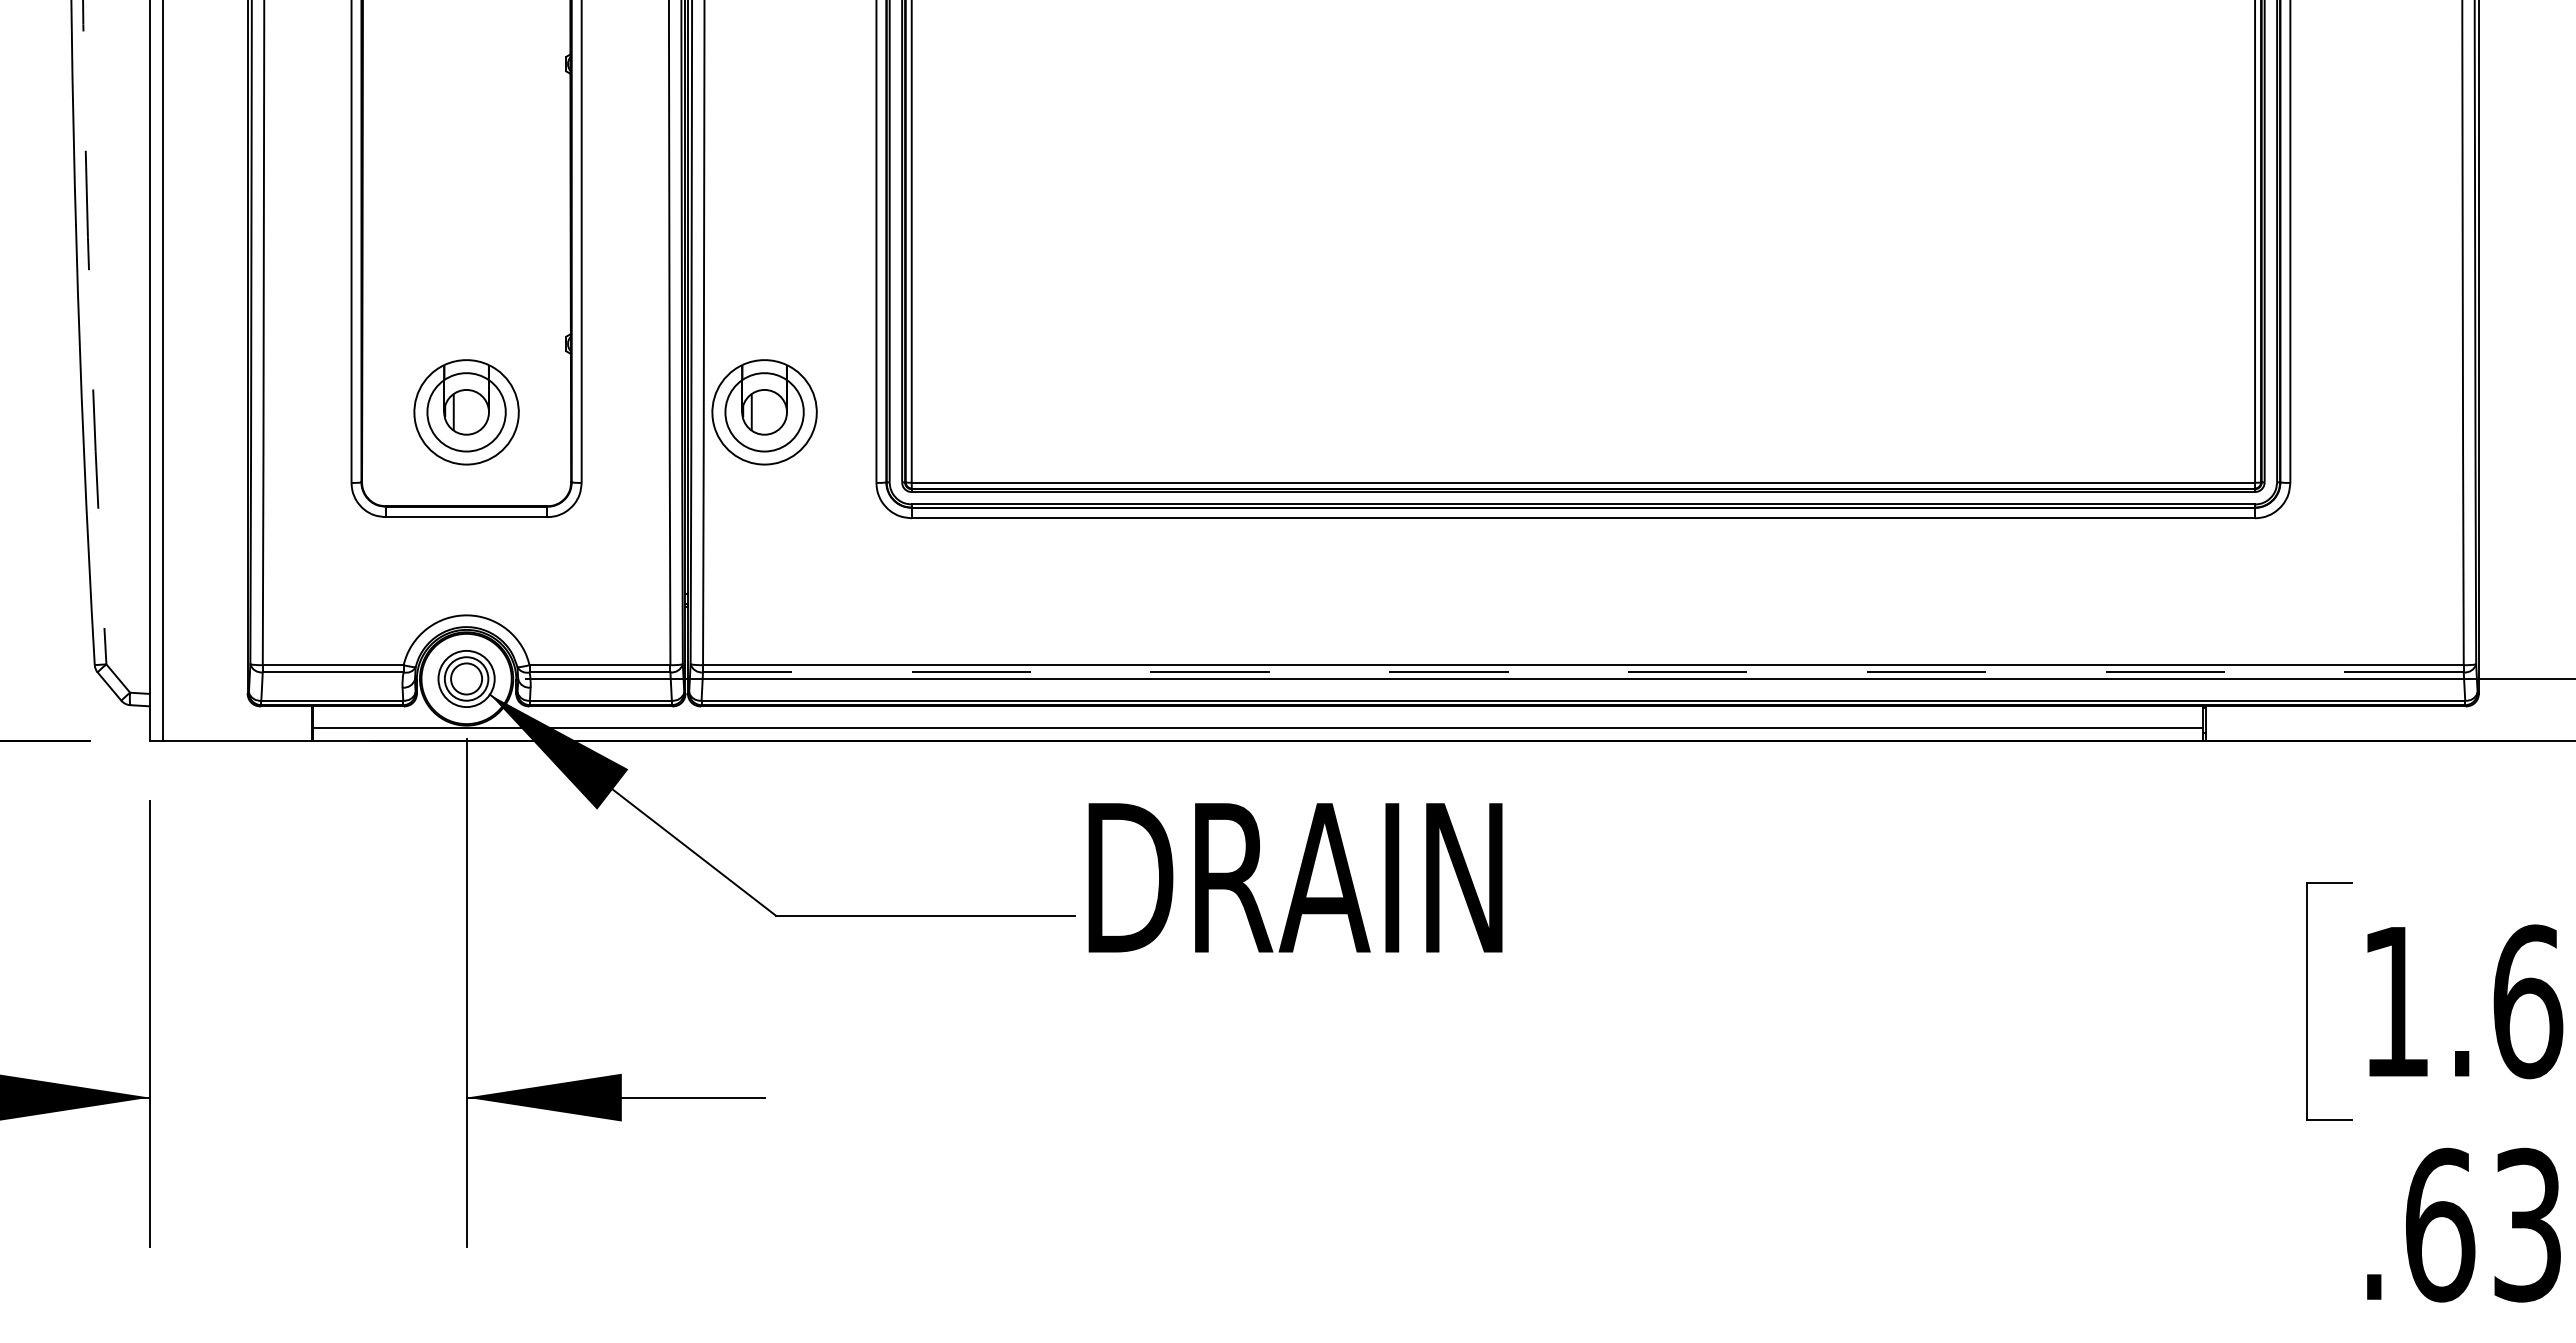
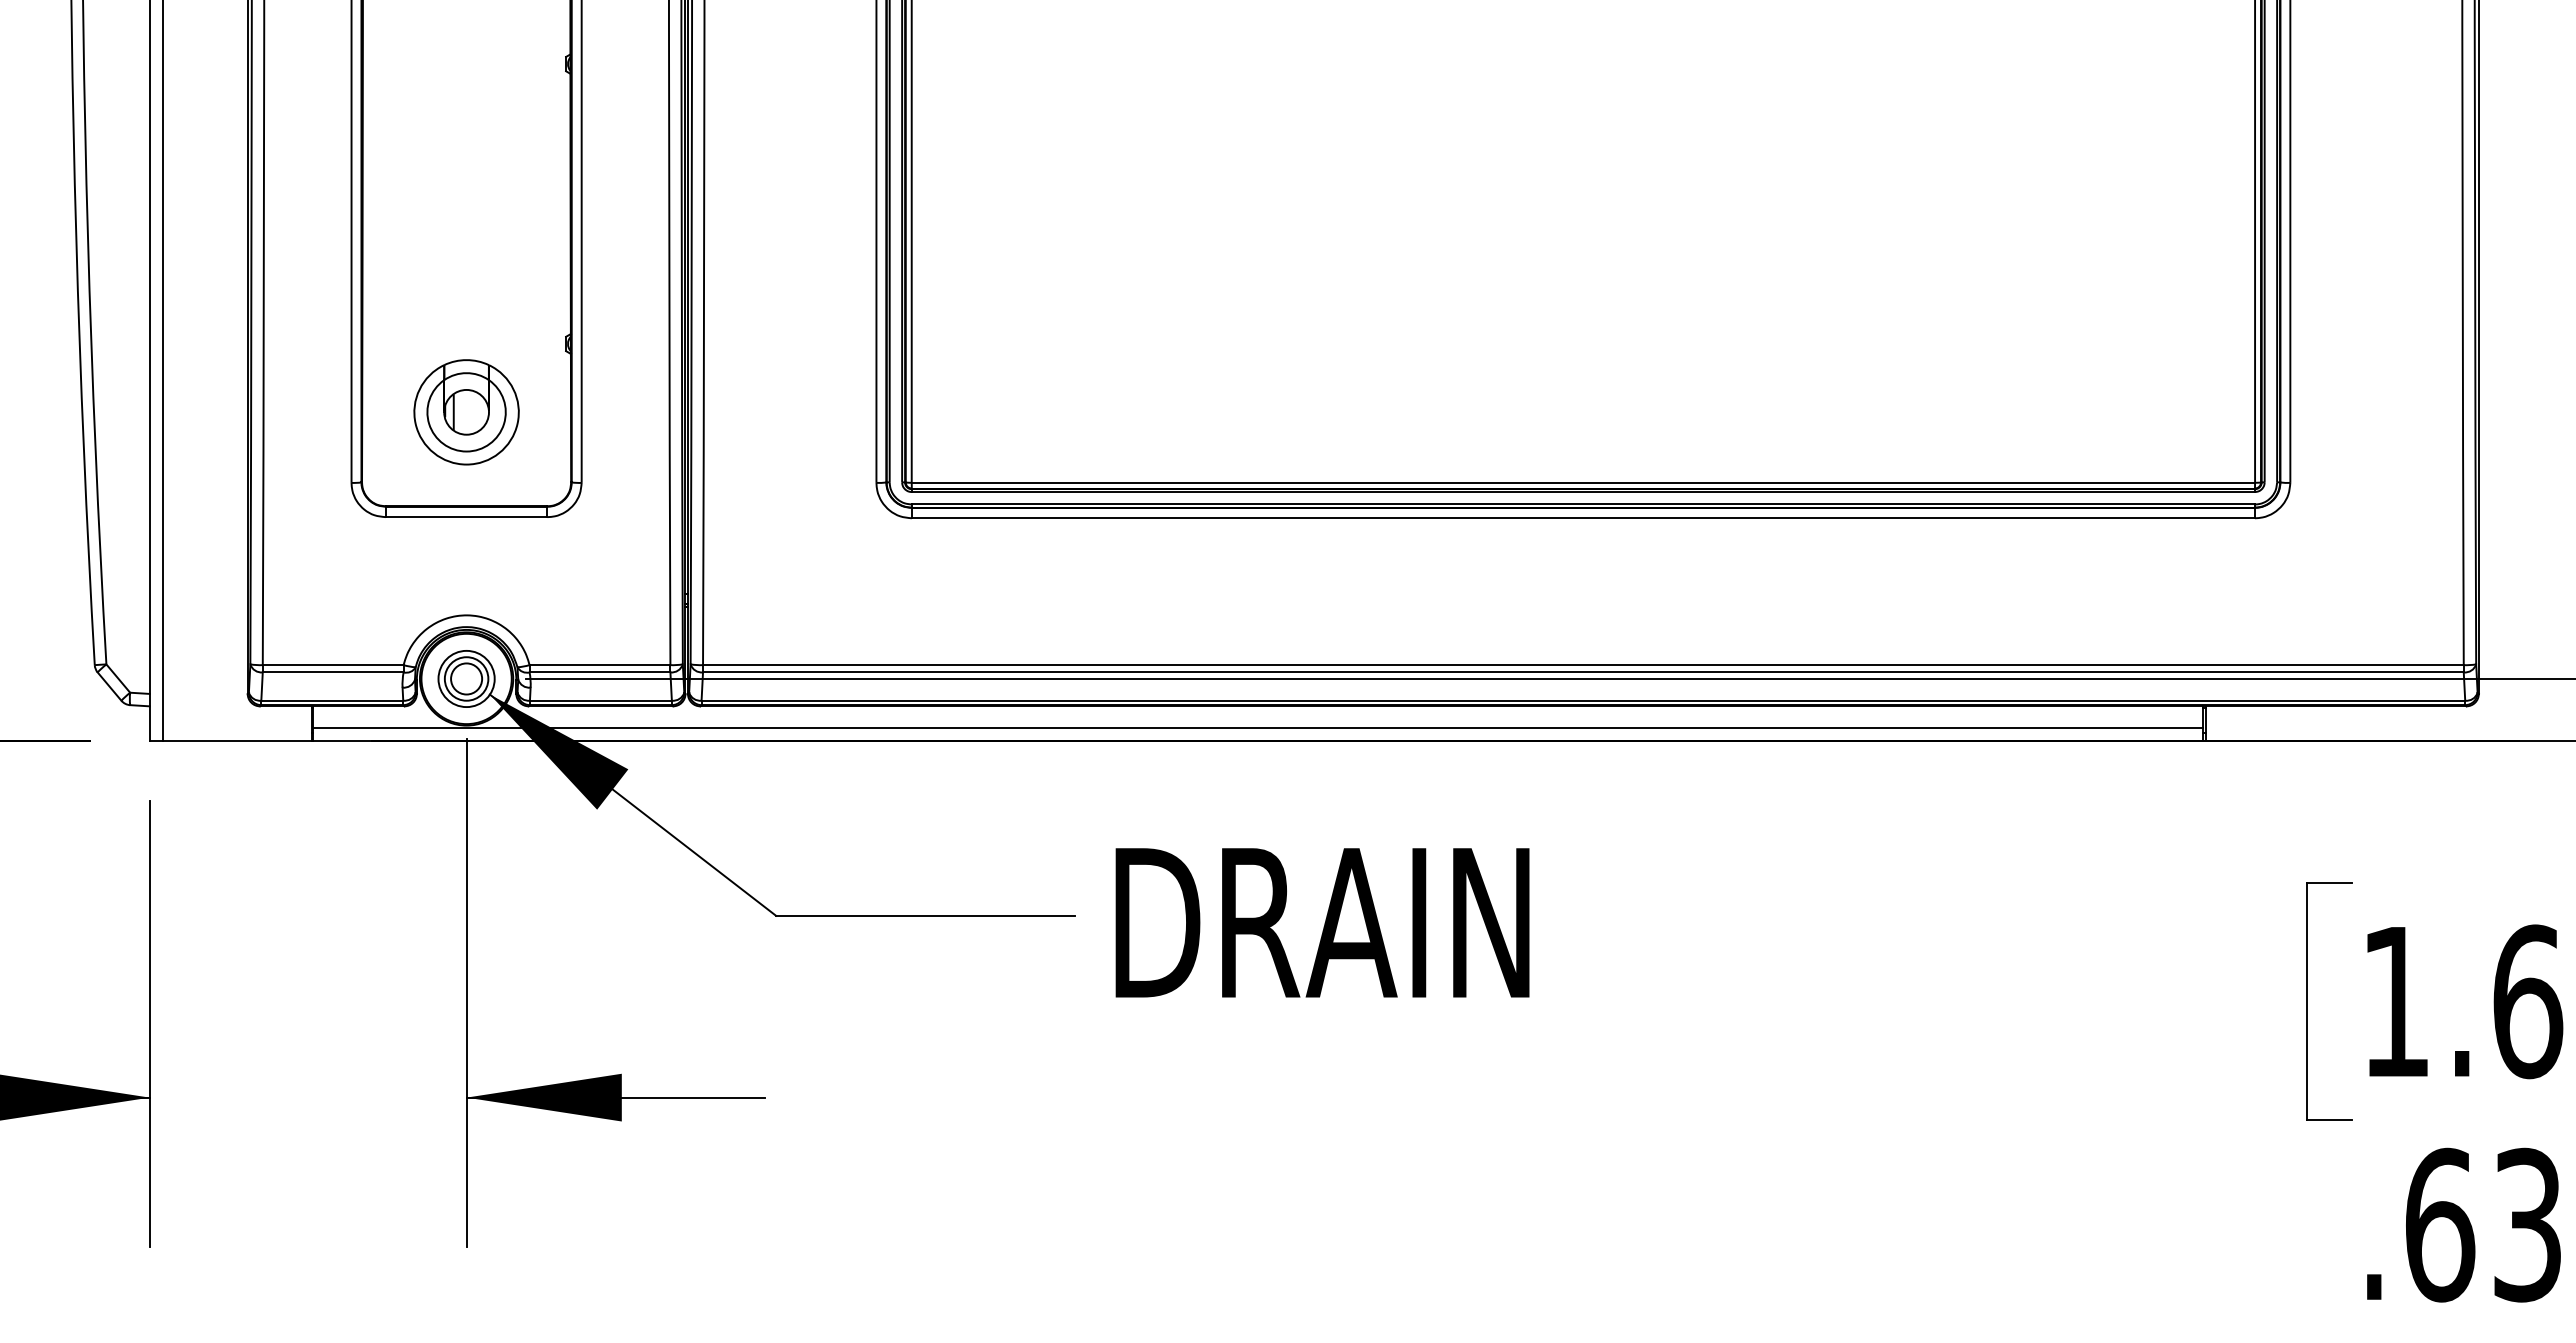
arc: dashed -> solid (91, 332)
part: present -> none (764, 412)
line: dashed -> solid (1582, 672)
text position: (1295, 877) -> (1322, 922) (1322, 922)
